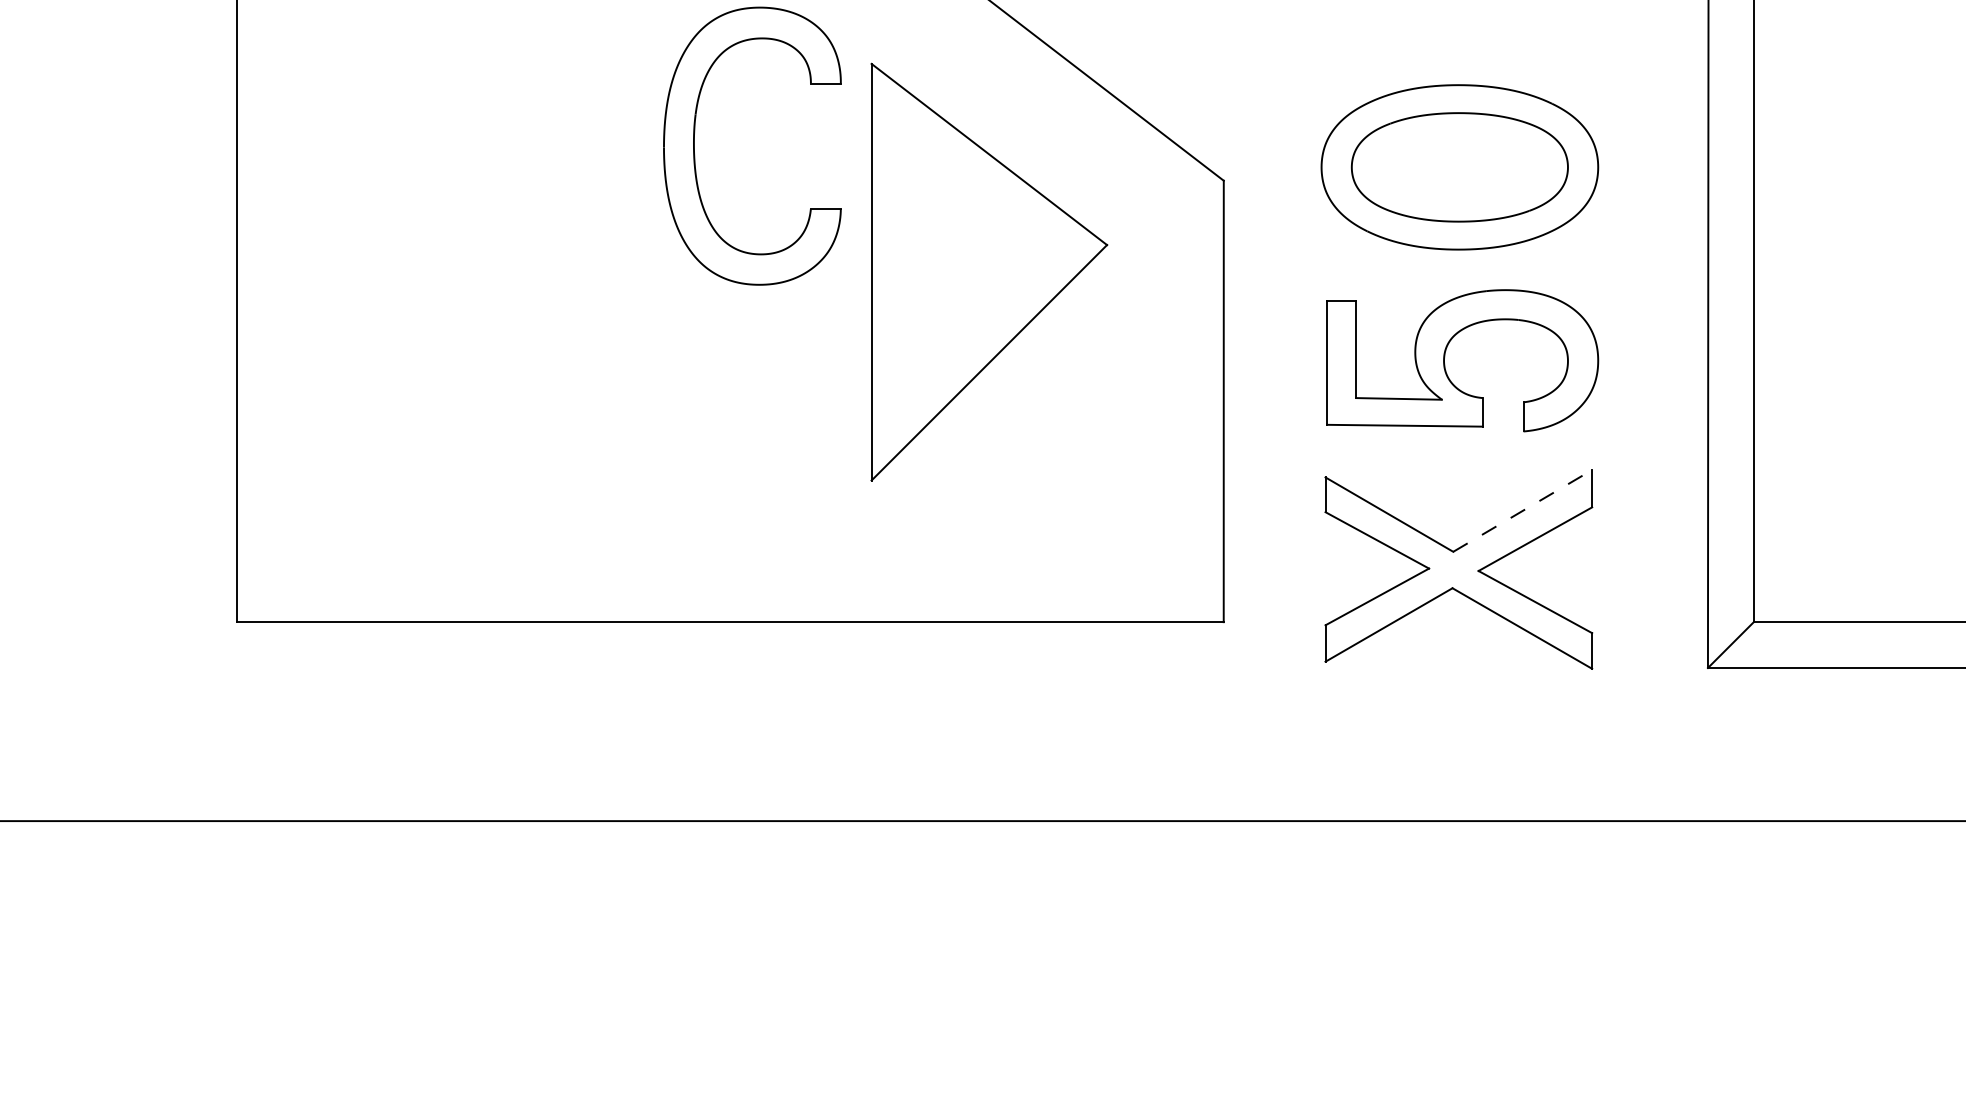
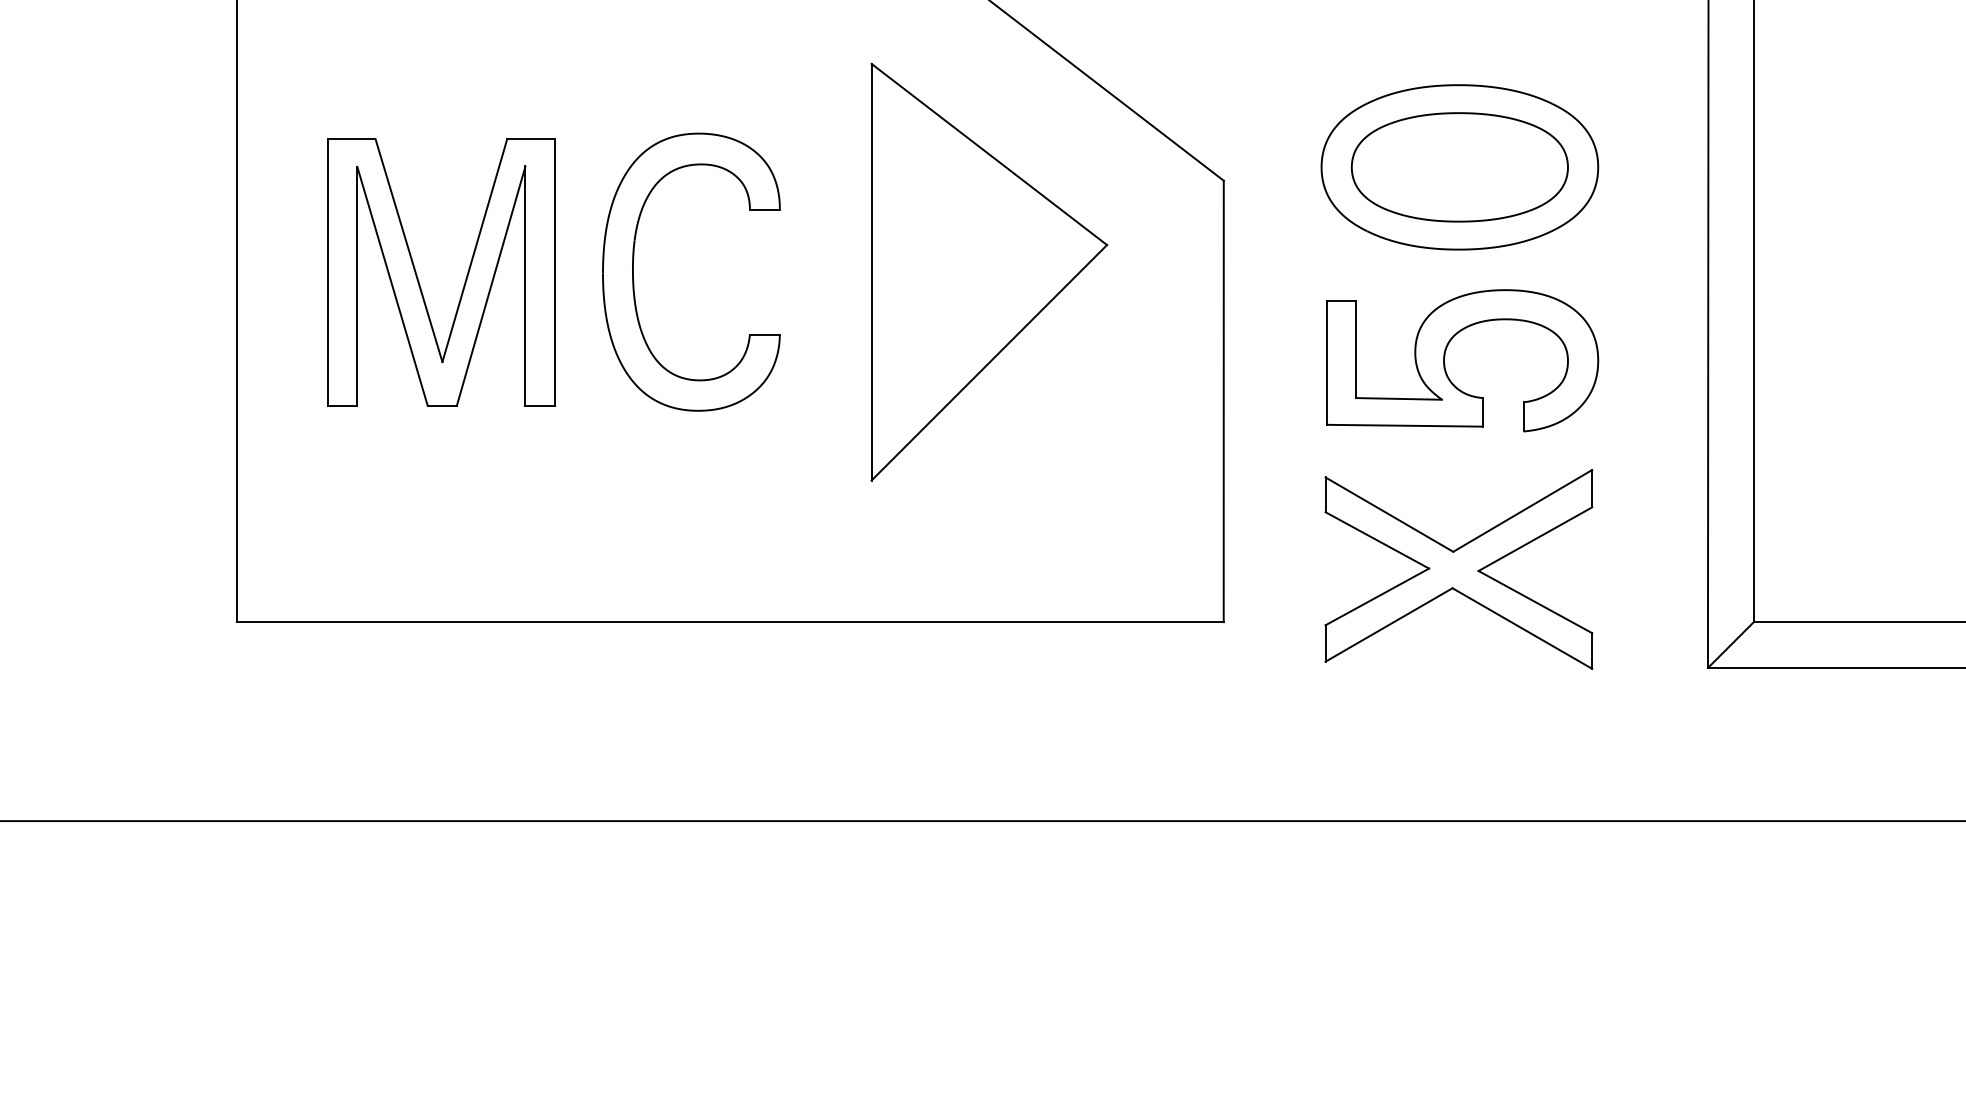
part position: (695, 155) -> (634, 281) (634, 281)
part: none -> present (418, 278)
line: dashed -> solid (1522, 510)
